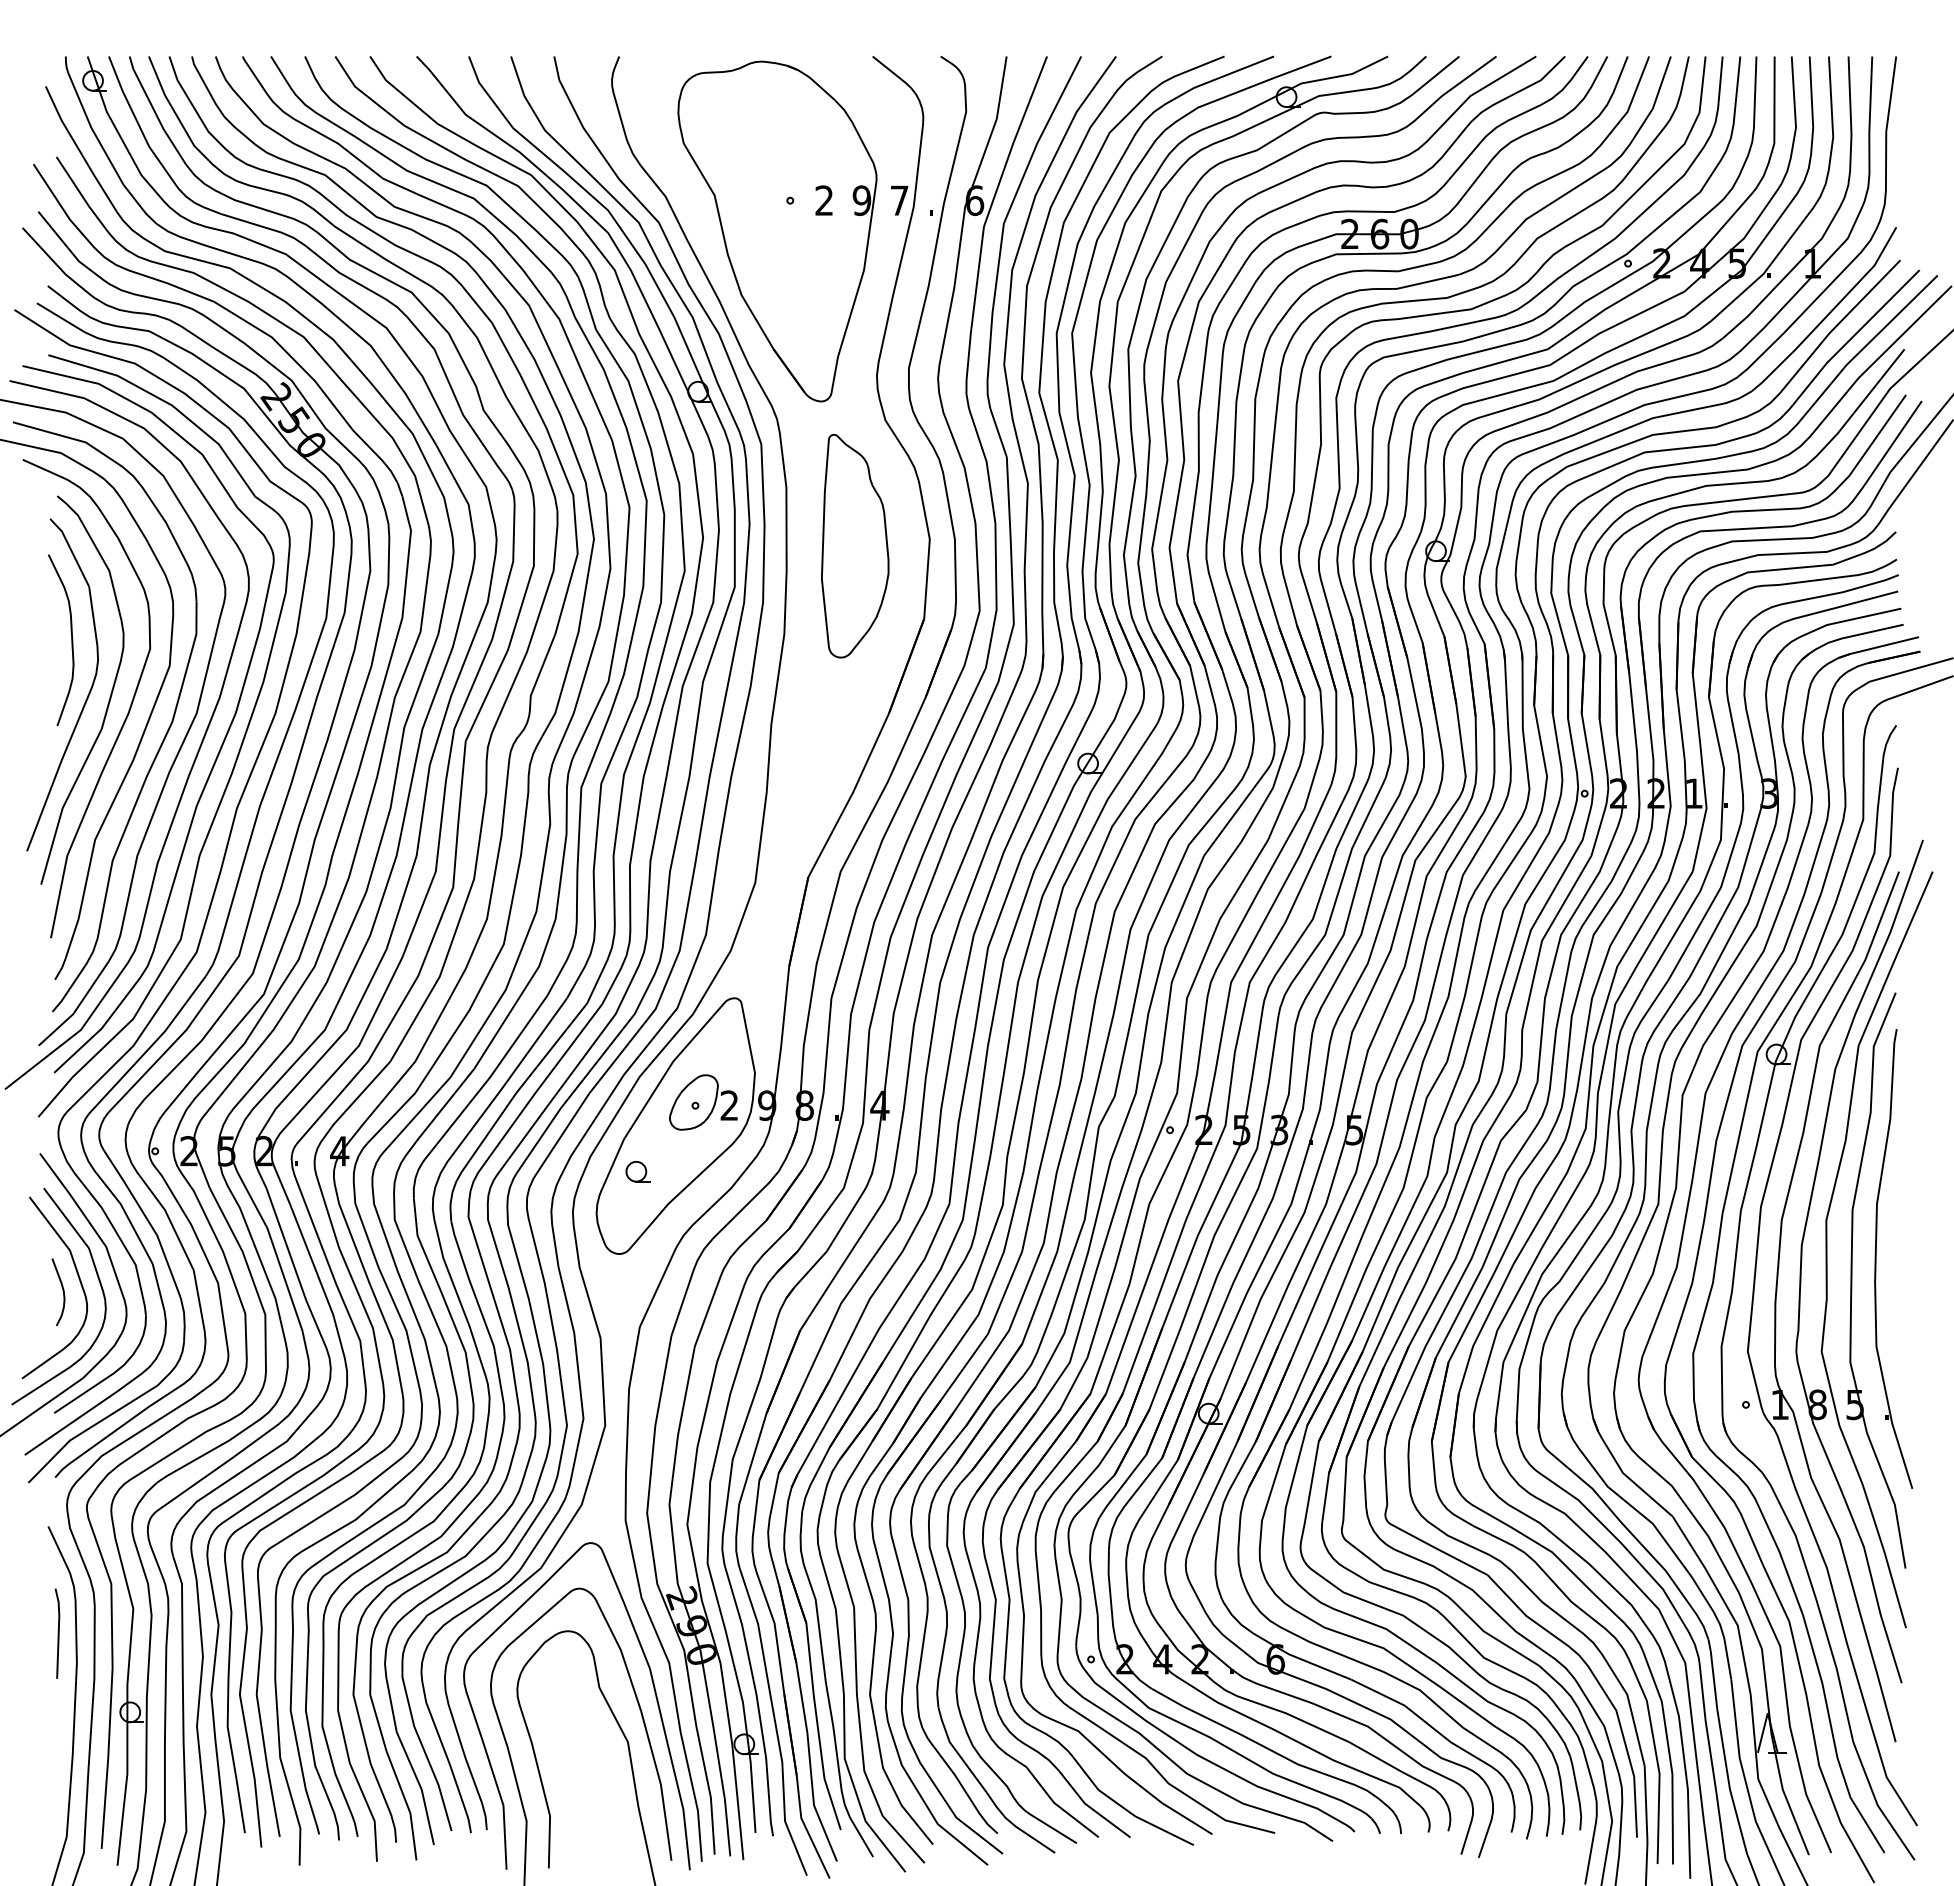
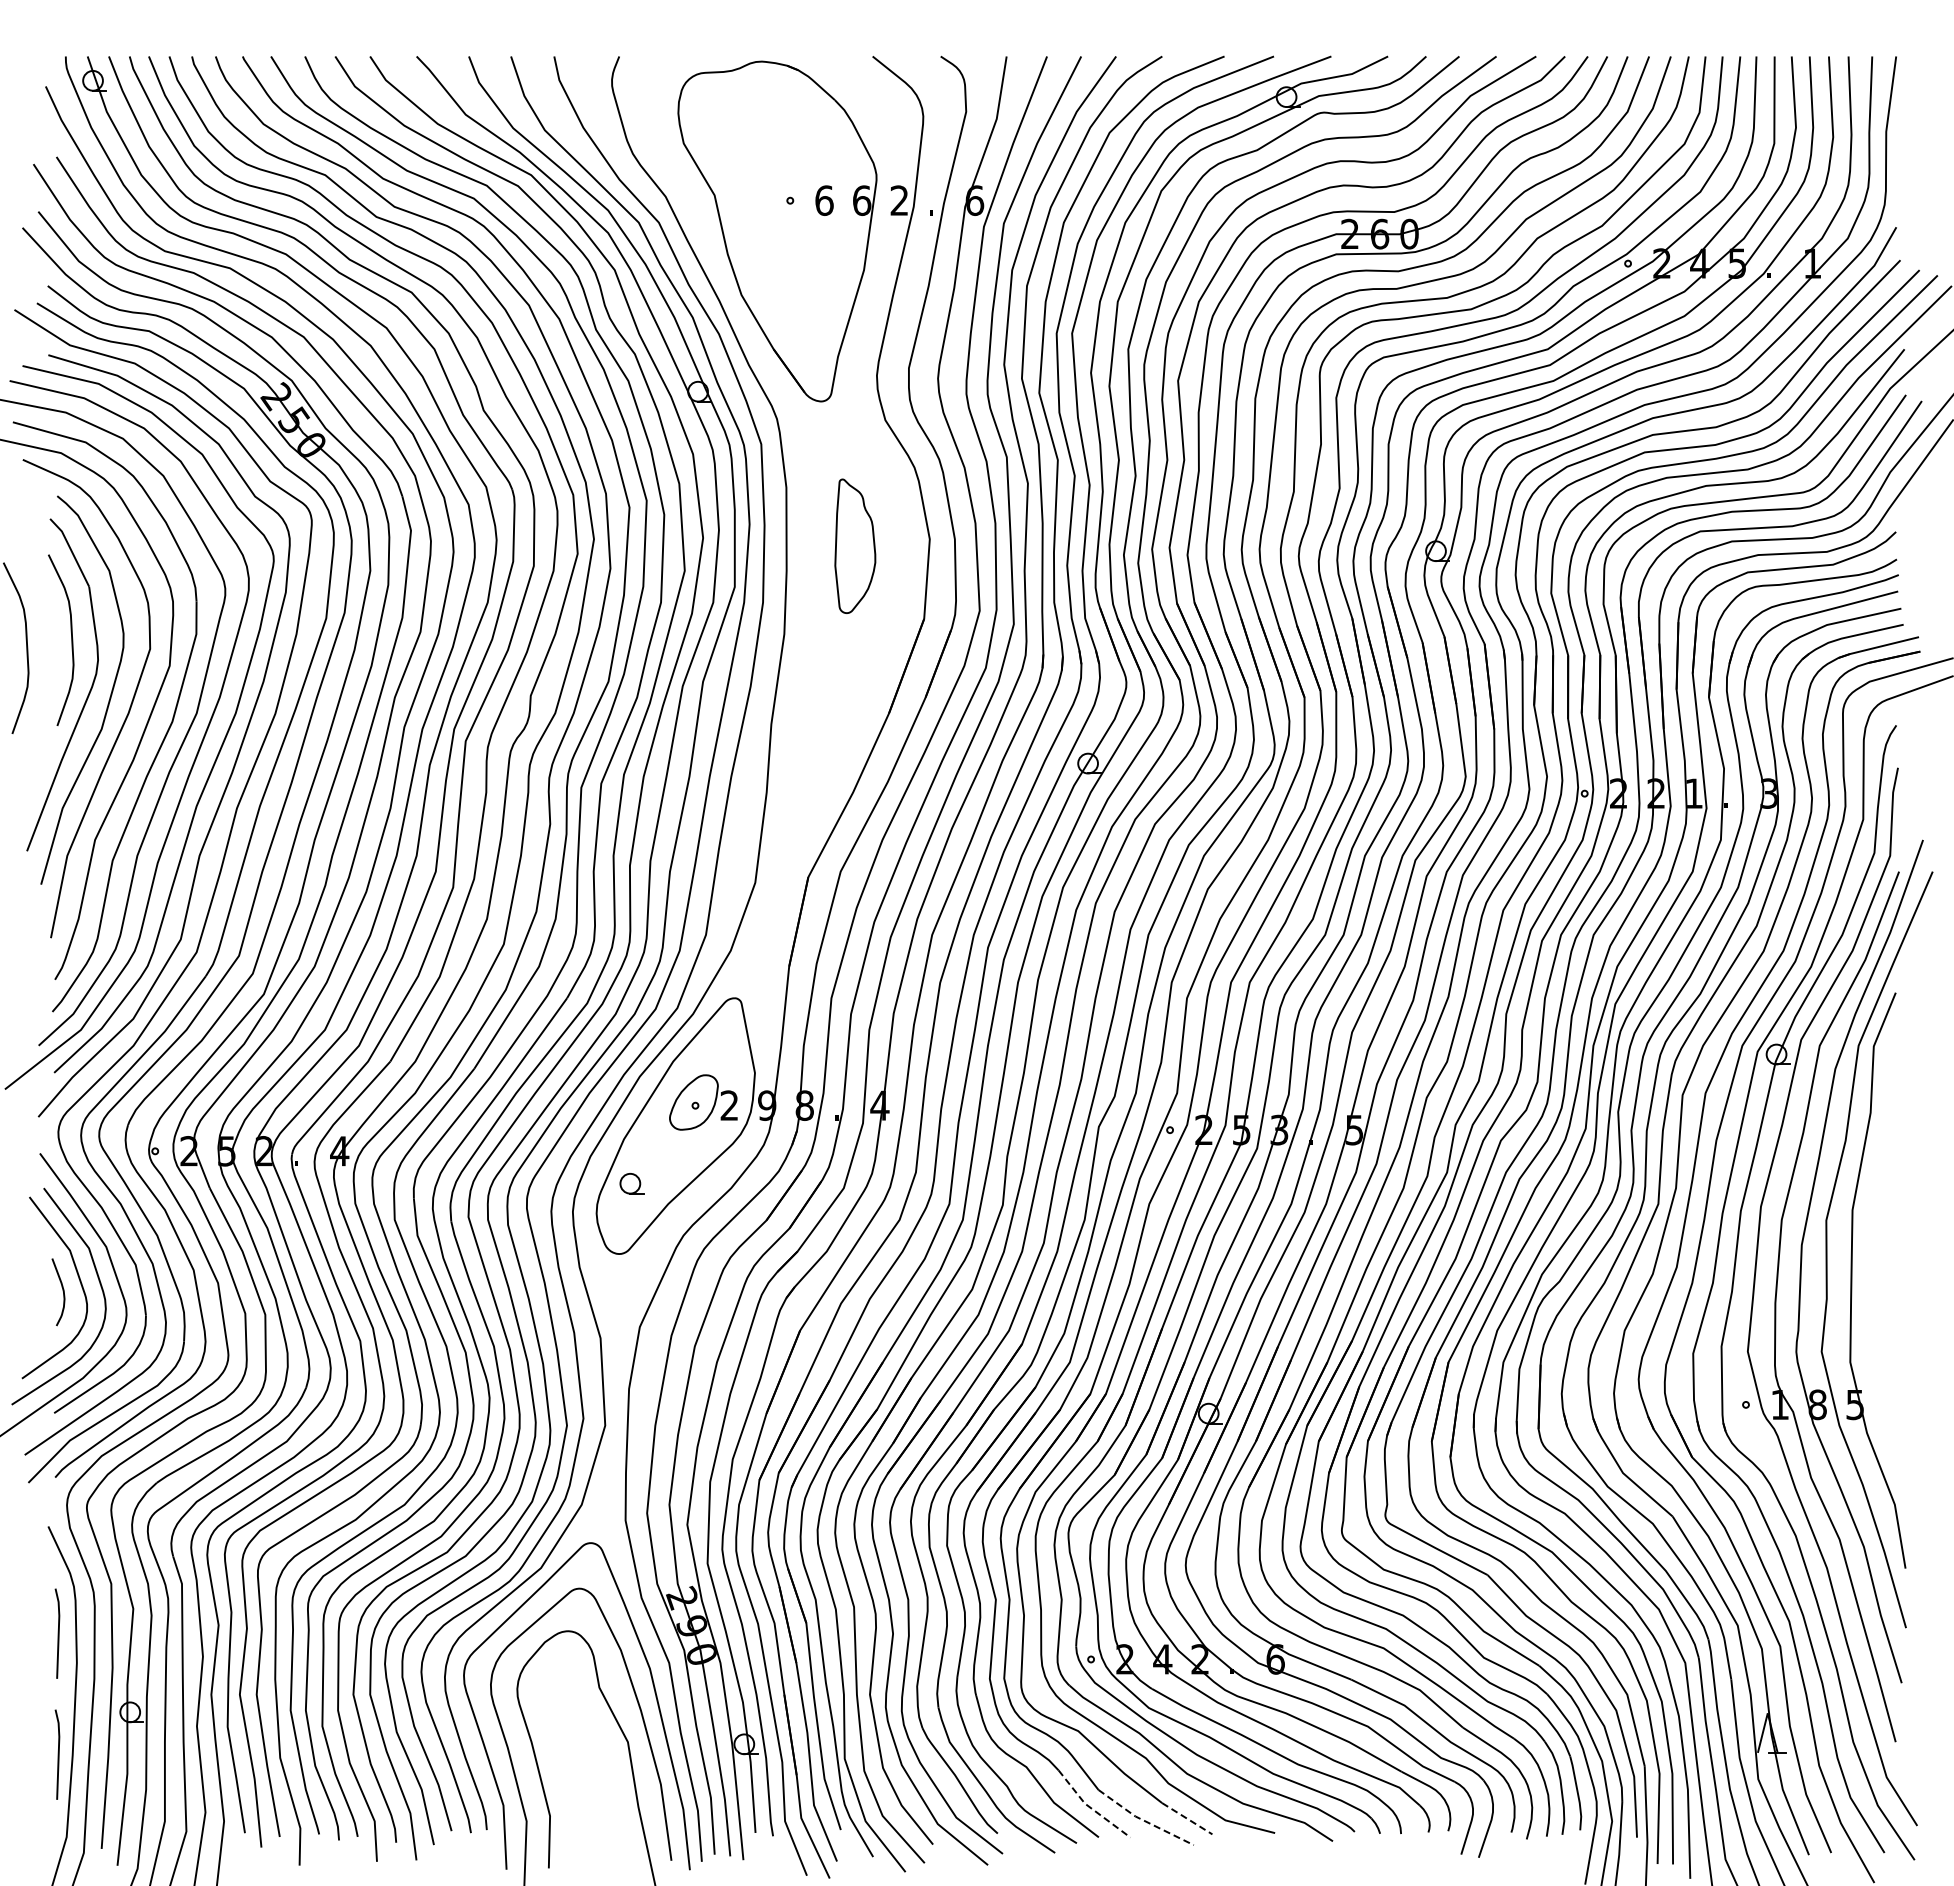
text: 2 -> 6 (824, 200)
text: 9 -> 6 (861, 200)
text: 7 -> 2 (899, 200)
part size: 69x225 px -> 43x136 px (855, 545)
curve: none -> present (26, 647)
part position: (637, 1171) -> (631, 1183) (631, 1183)
part: present -> none (1876, 1258)
line: none -> present (57, 1754)
line: solid -> dashed (1090, 1807)
line: solid -> dashed (1187, 1818)
line: solid -> dashed (1144, 1820)
